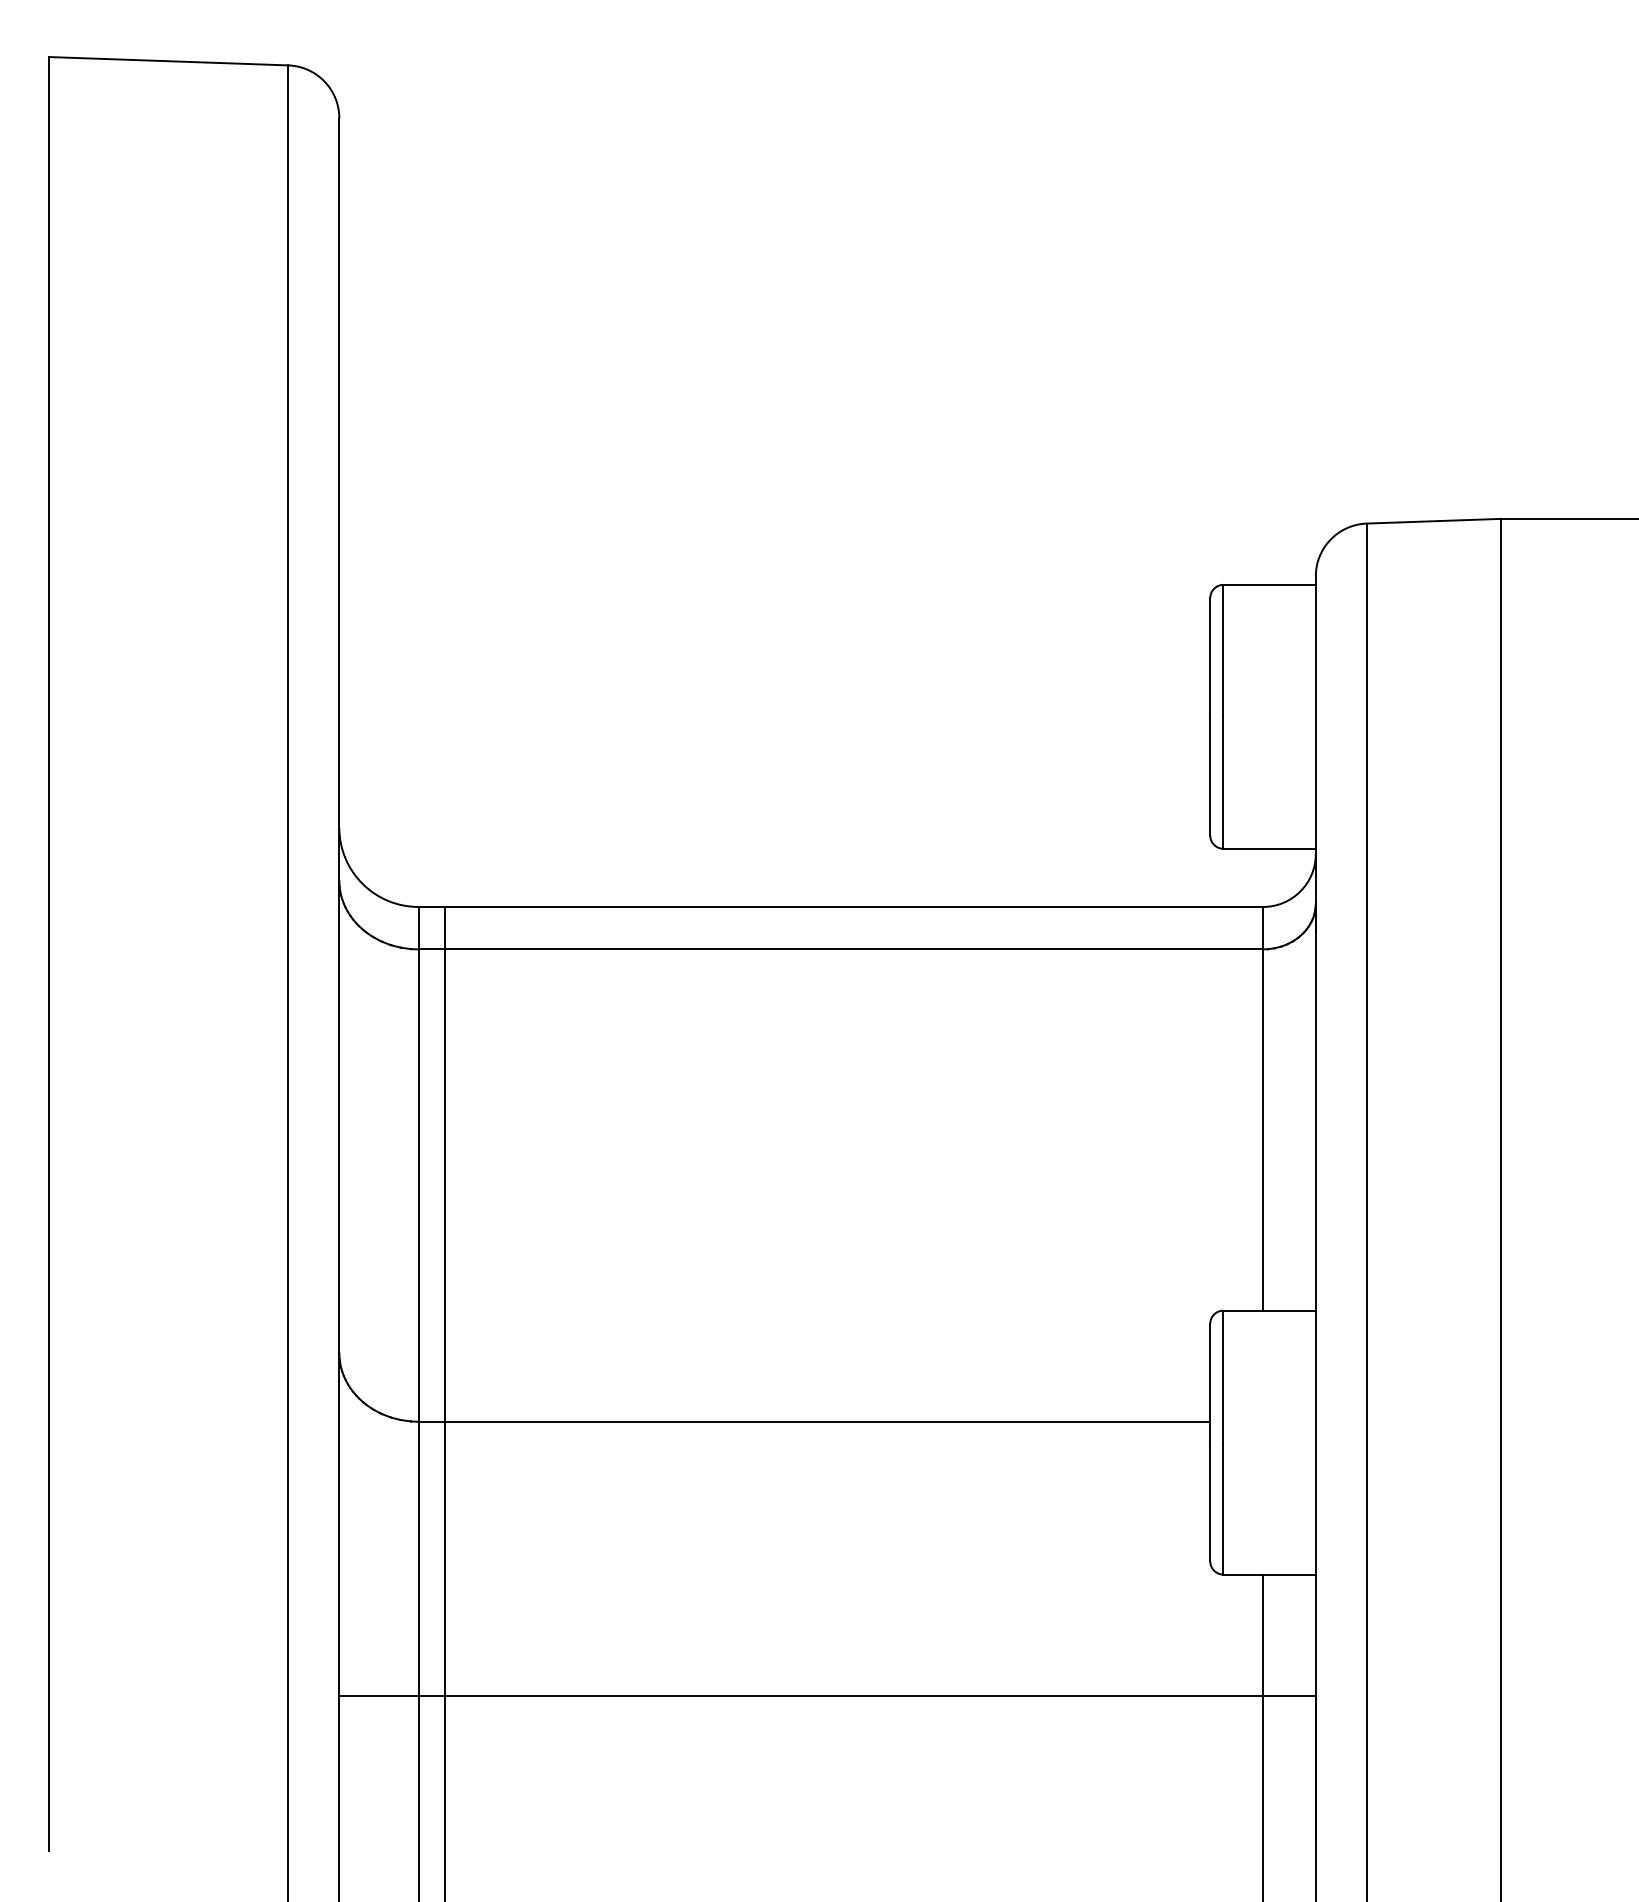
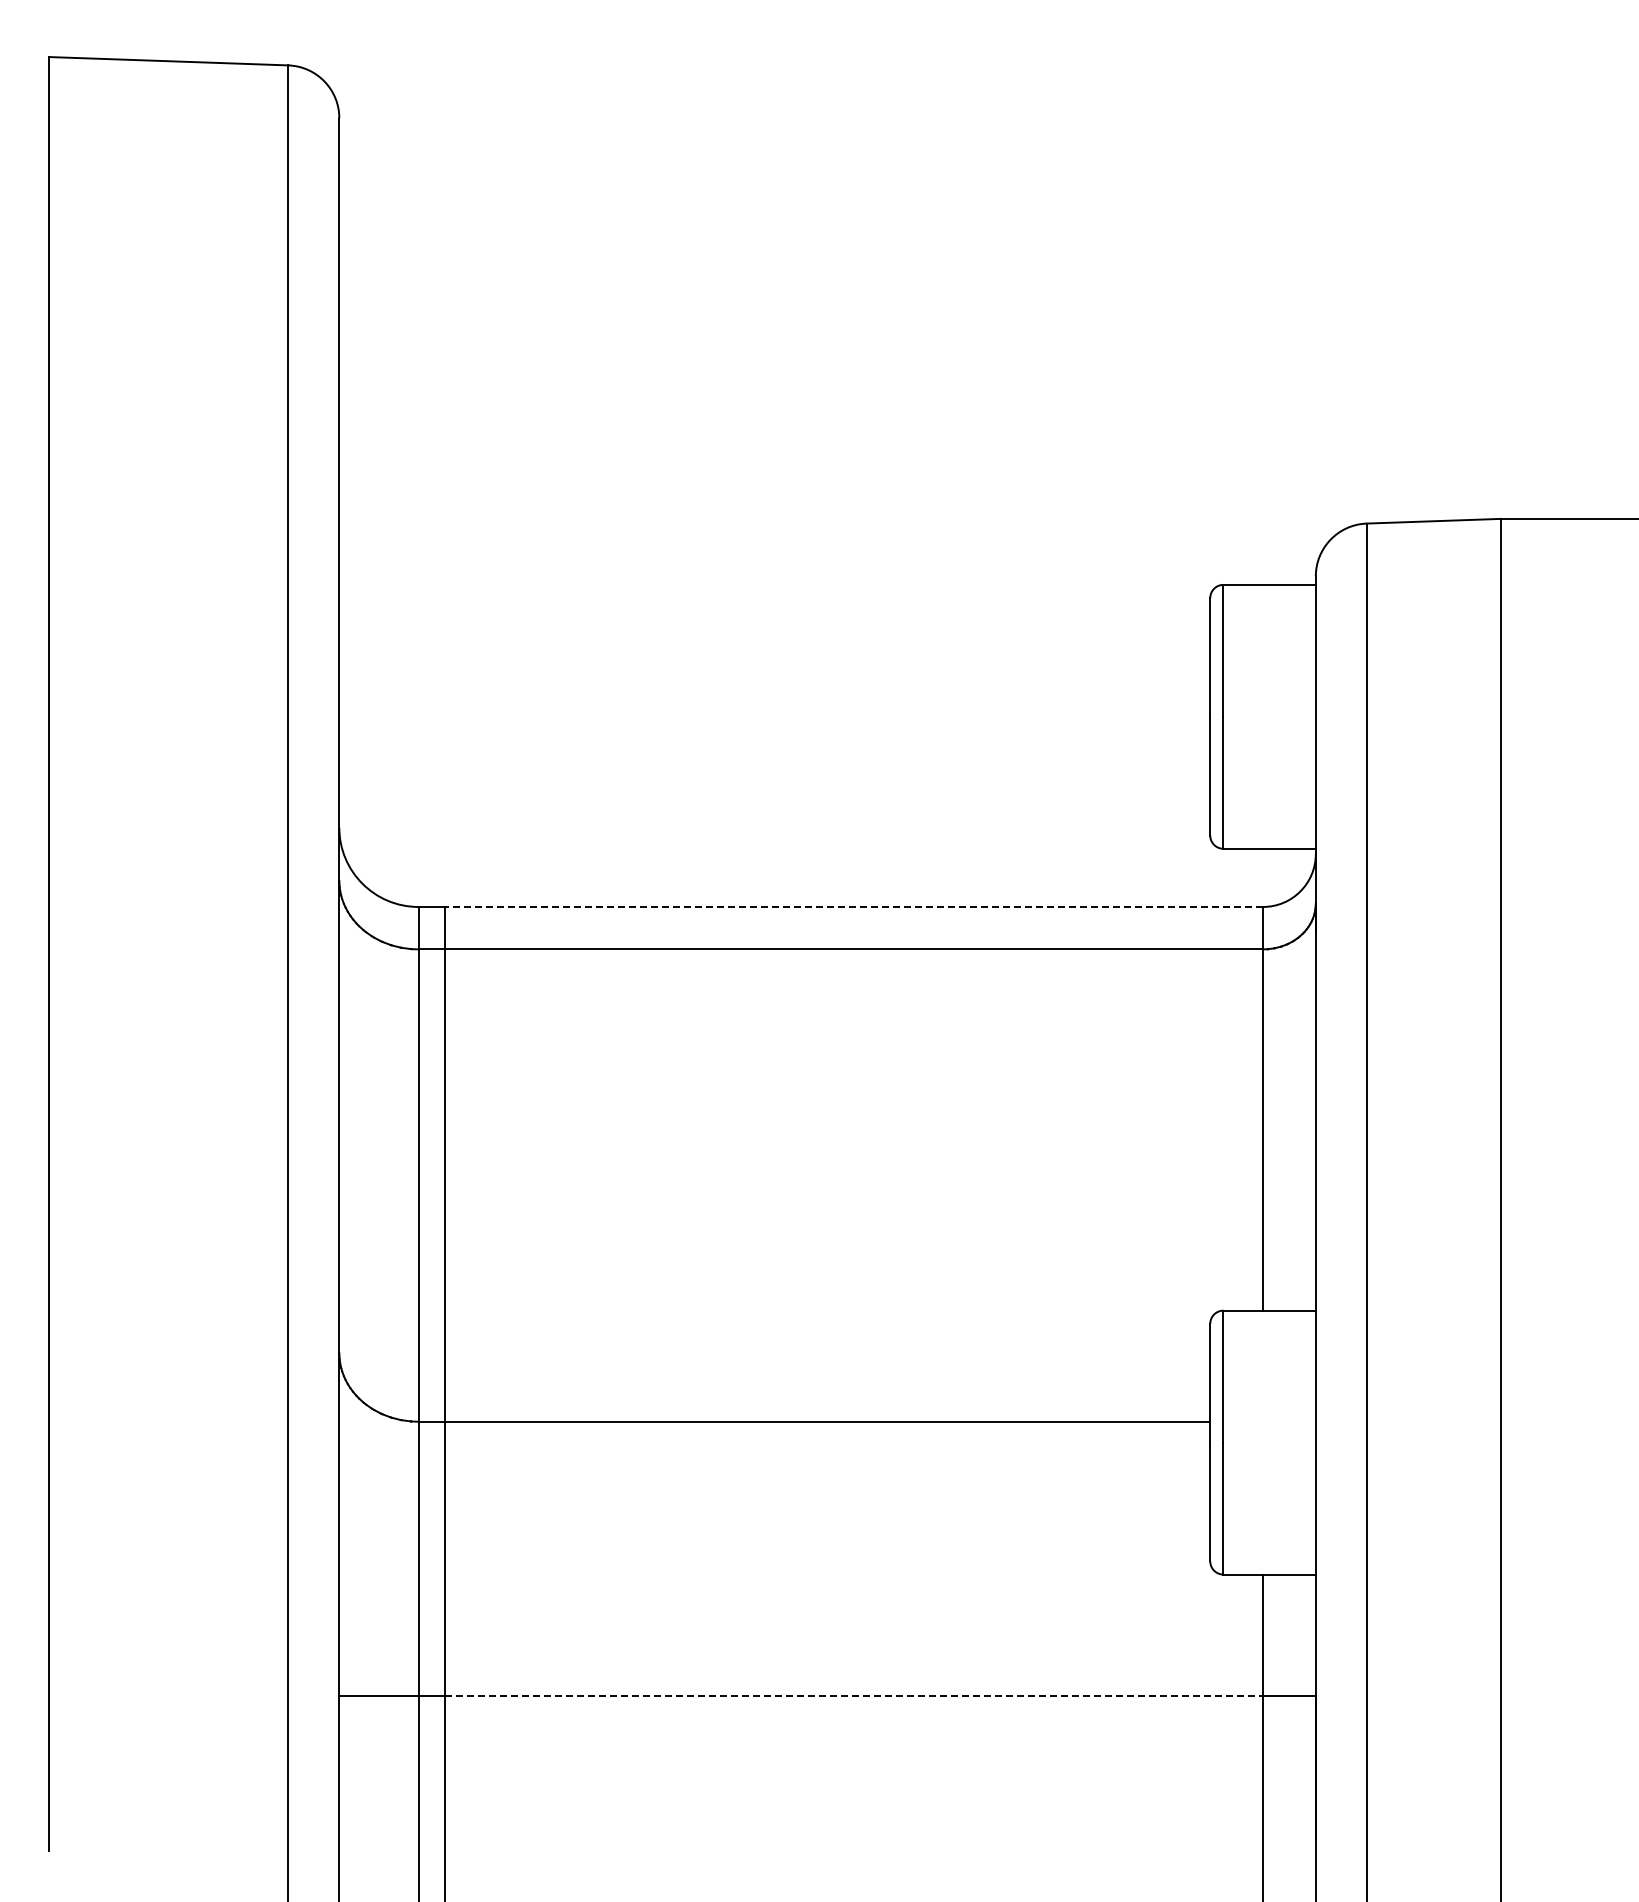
line: solid -> dashed (853, 906)
line: solid -> dashed (854, 1696)
